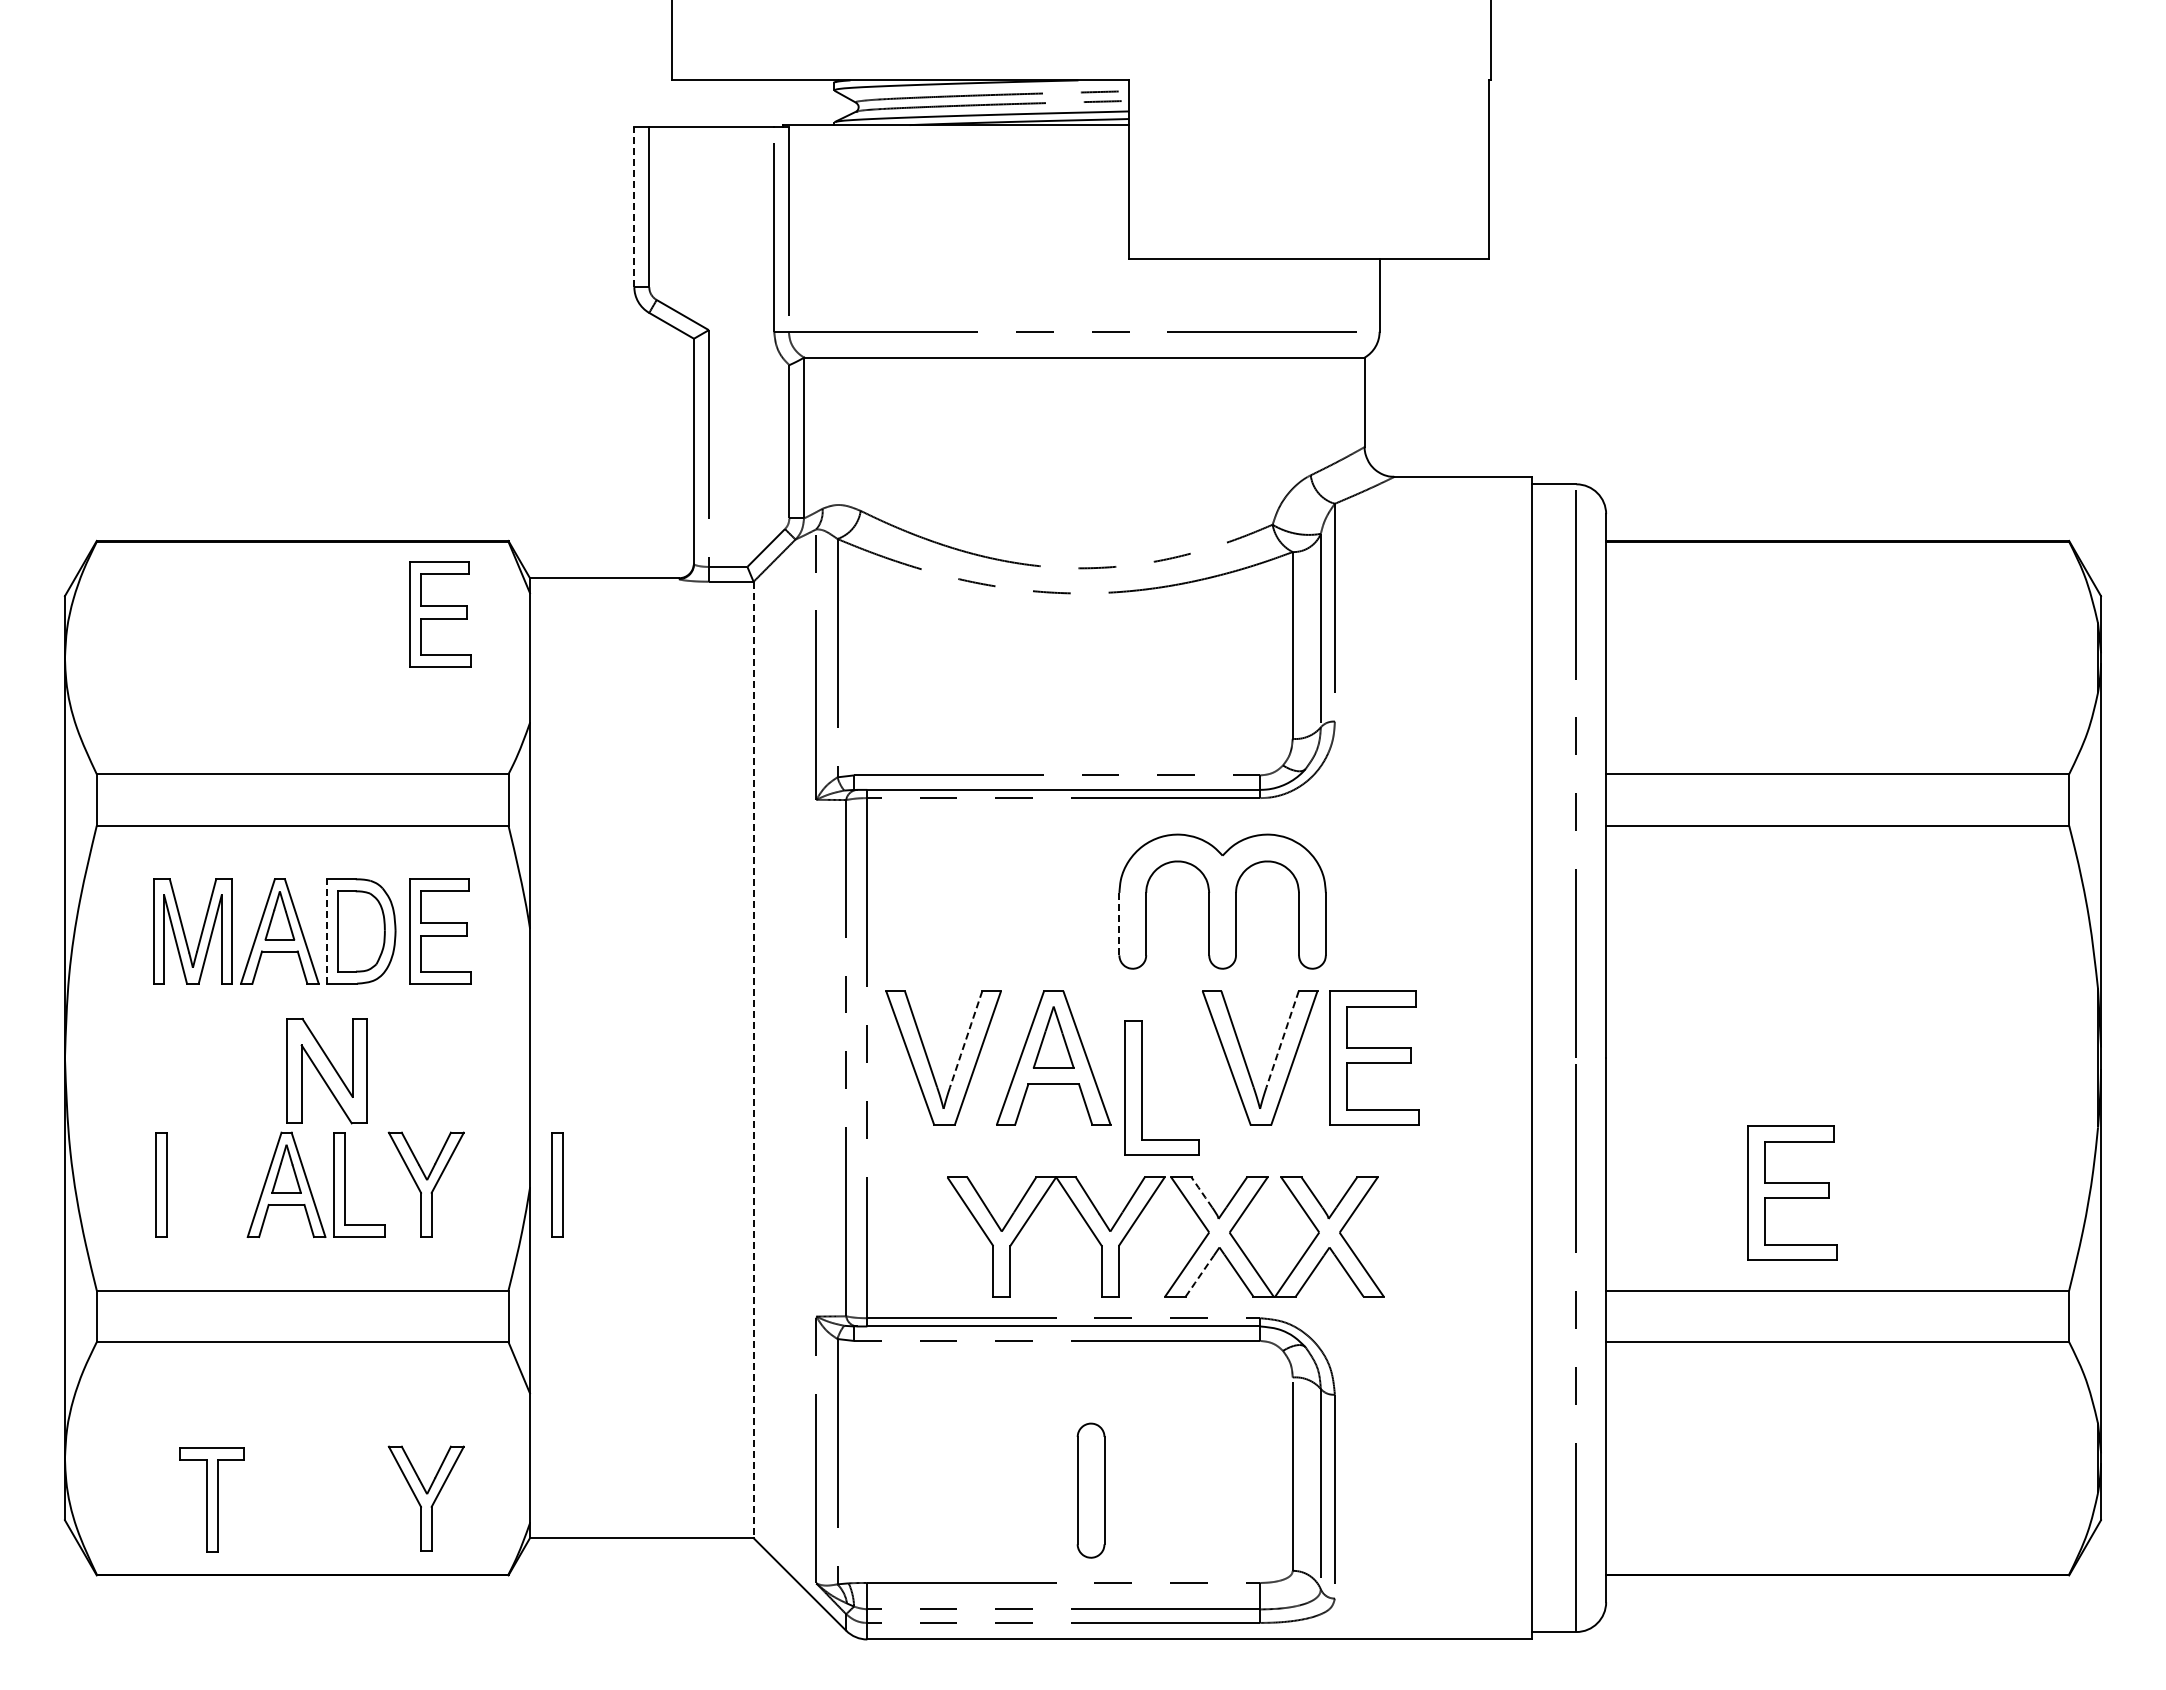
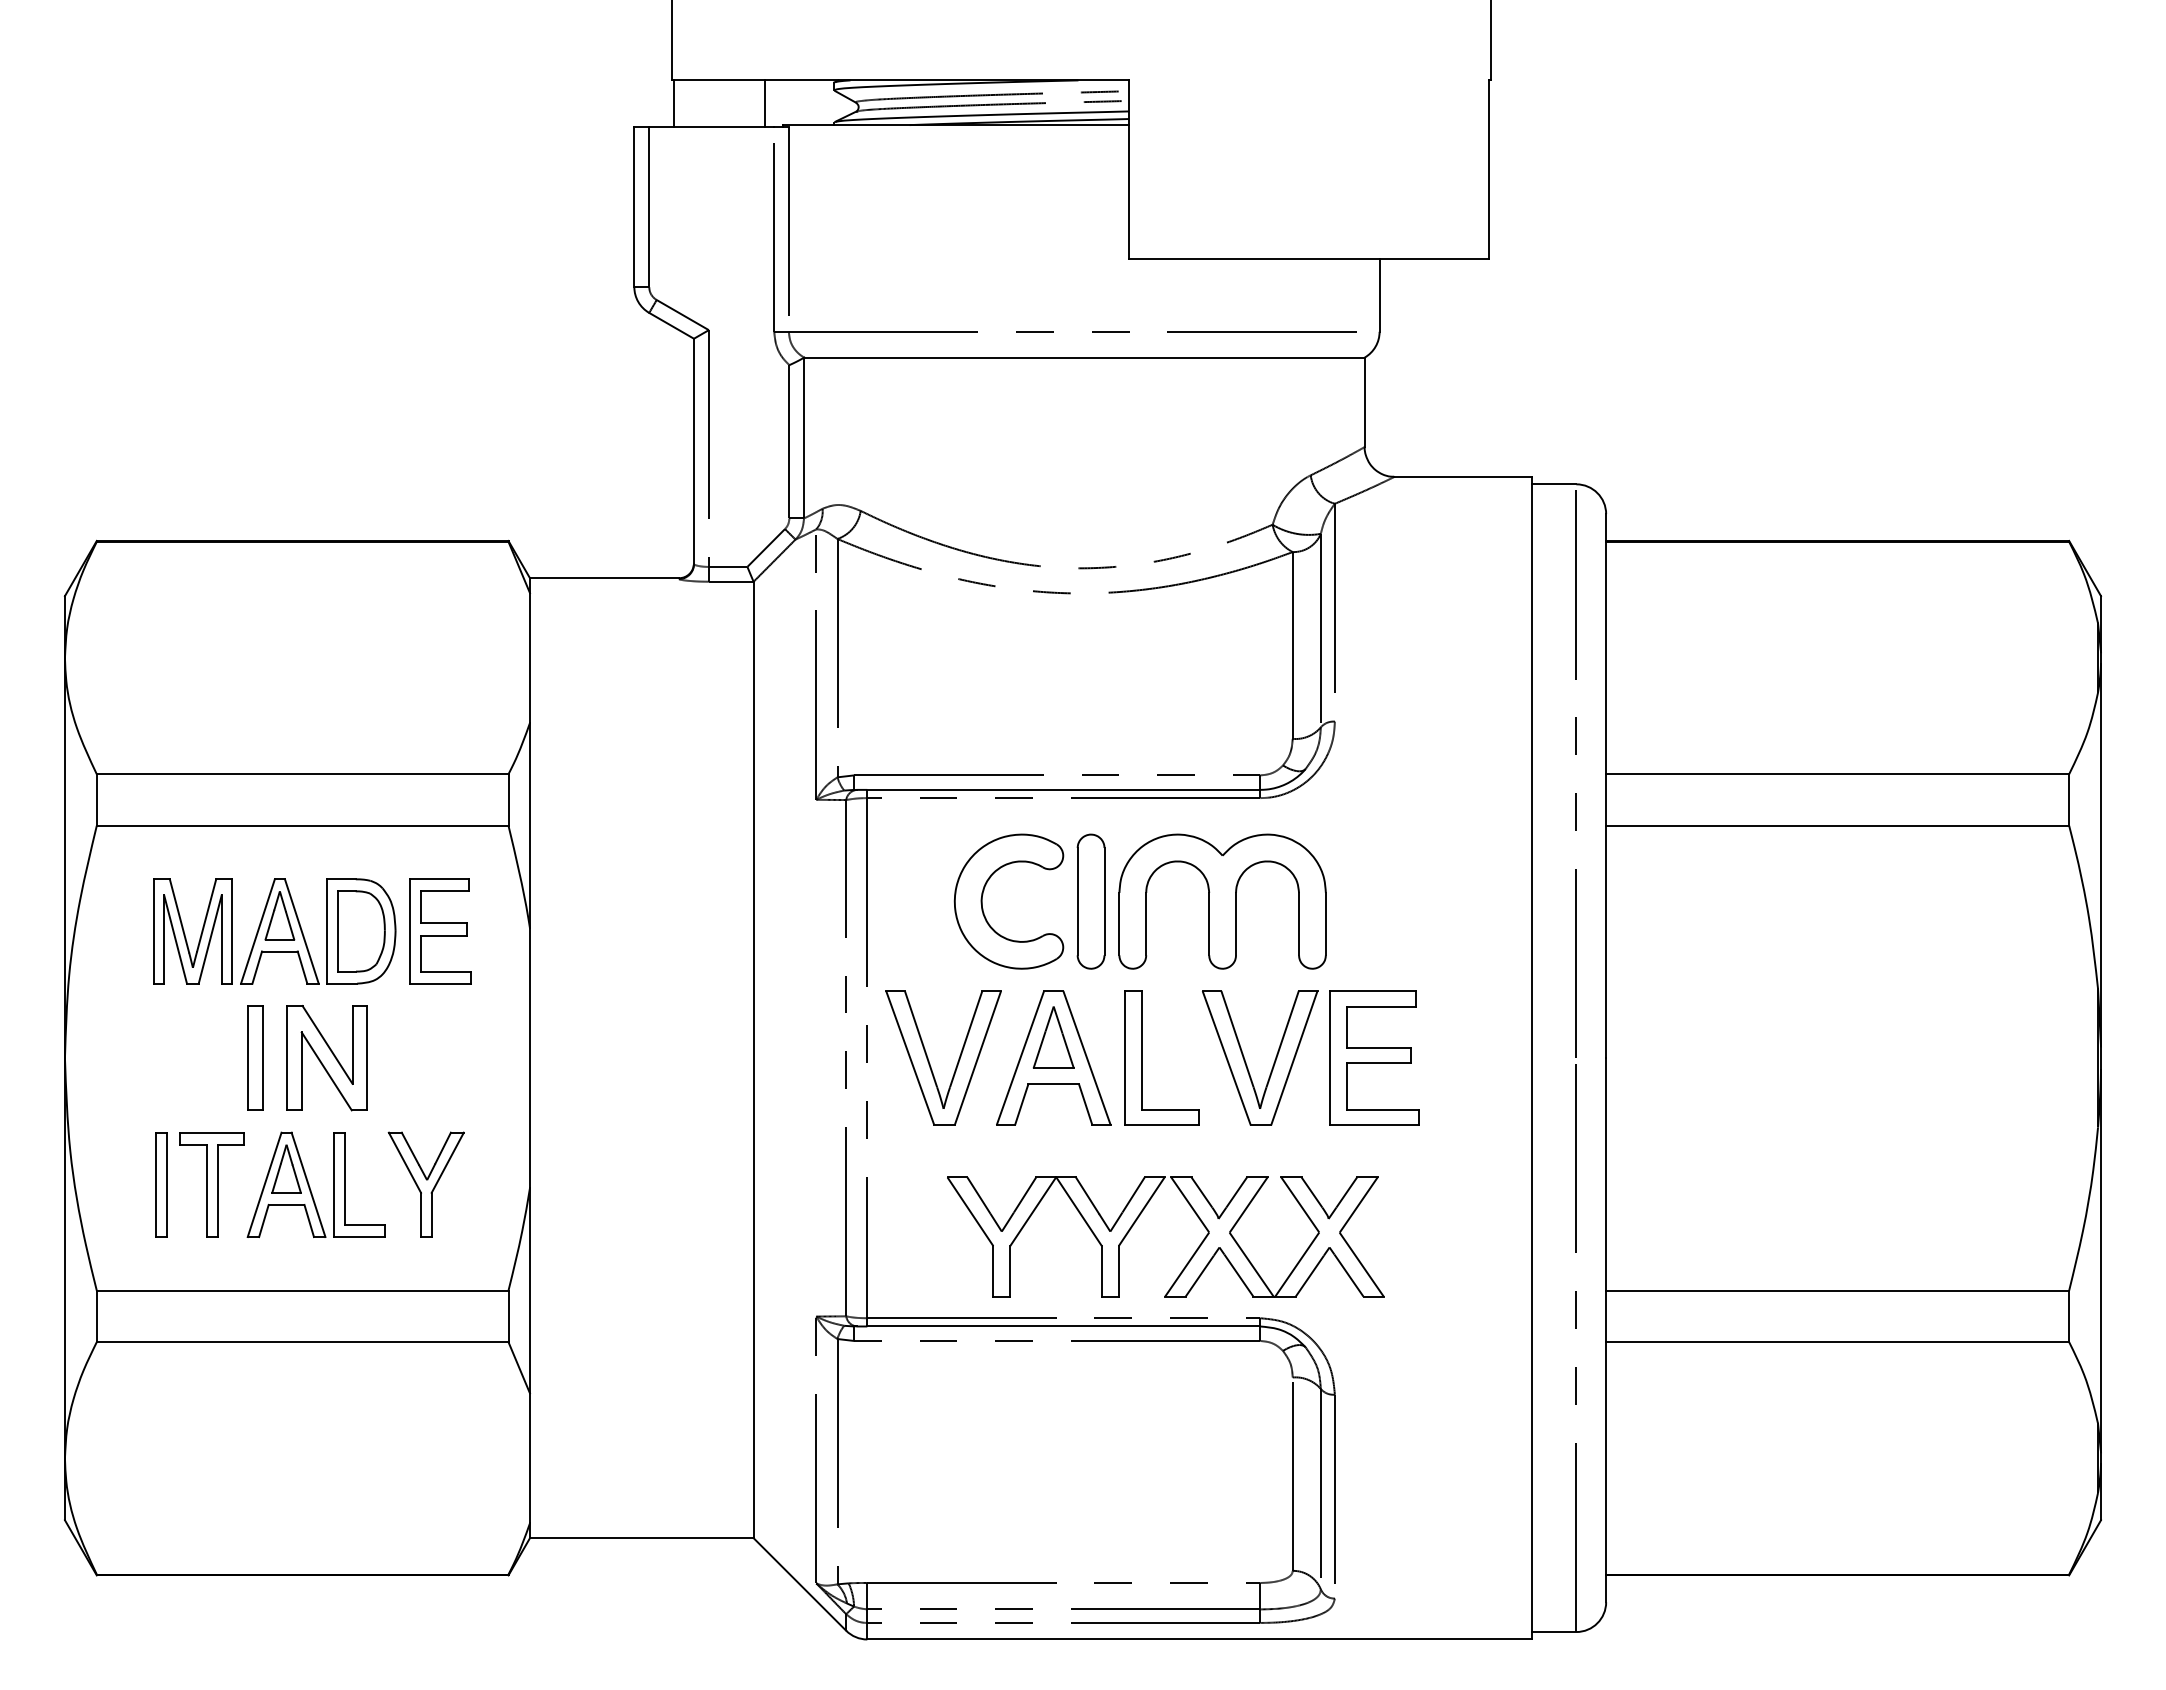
line: none -> present (674, 103)
line: none -> present (764, 103)
line: dashed -> solid (634, 206)
part: present -> none (440, 614)
part: none -> present (983, 894)
line: dashed -> solid (1119, 923)
line: dashed -> solid (327, 930)
line: dashed -> solid (966, 1039)
line: dashed -> solid (1282, 1039)
part: none -> present (255, 1057)
line: dashed -> solid (753, 1060)
part position: (326, 1071) -> (326, 1058) (326, 1058)
part position: (1142, 1087) -> (1142, 1057) (1142, 1057)
part: present -> none (557, 1184)
line: dashed -> solid (1201, 1192)
part: present -> none (1792, 1192)
line: dashed -> solid (1199, 1275)
part position: (1090, 1490) -> (1090, 901) (1090, 901)
part: present -> none (425, 1498)
part position: (211, 1499) -> (211, 1184) (211, 1184)
